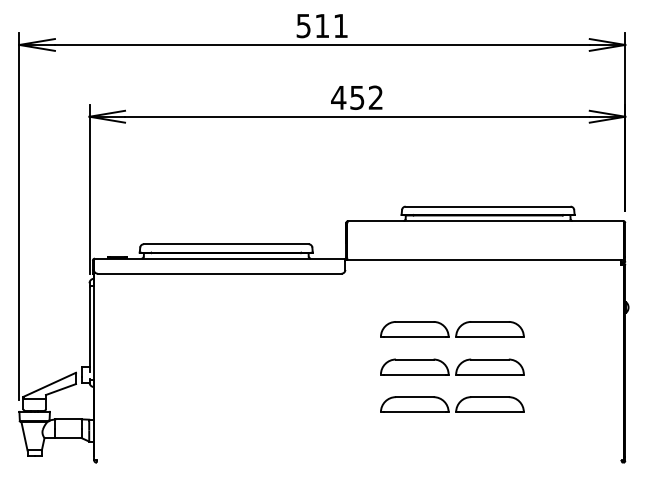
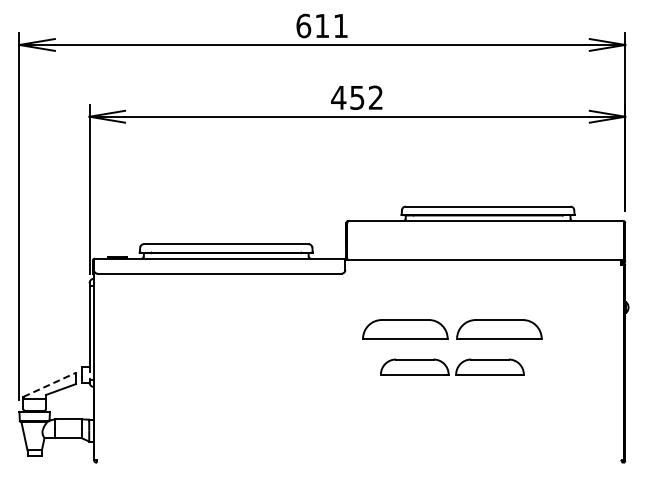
text: 511 -> 611 (303, 25)
part size: 145x17 px -> 181x21 px (452, 329)
line: solid -> dashed (49, 384)
part: present -> none (452, 404)
